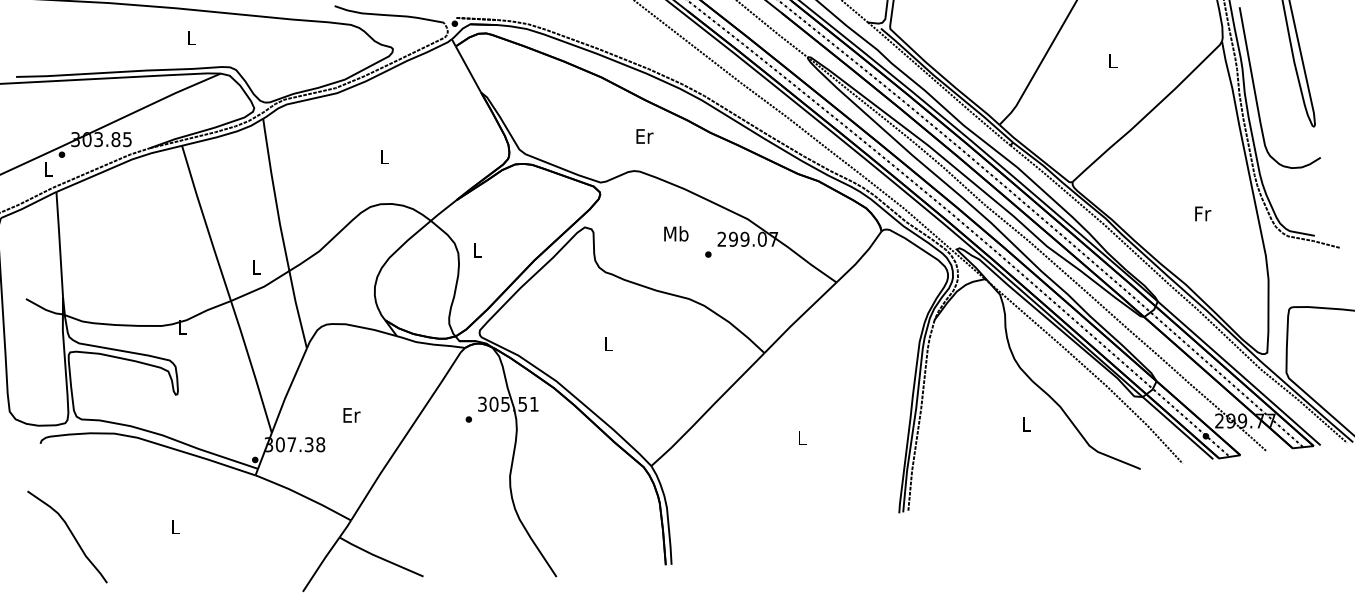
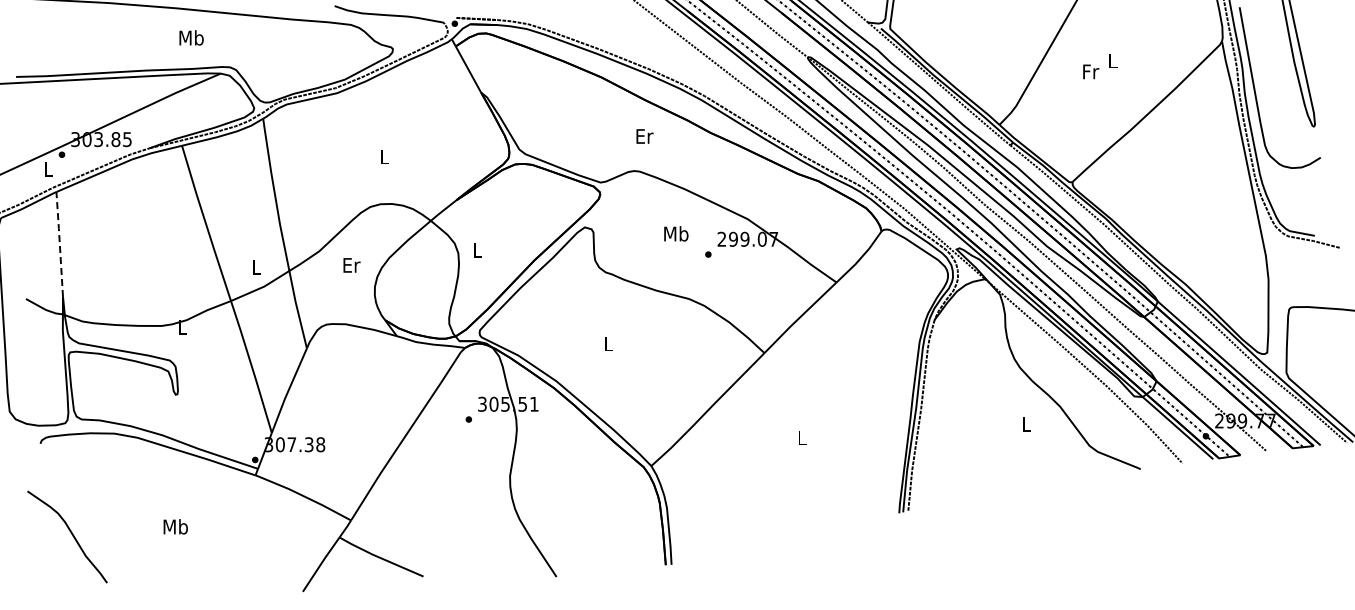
text: L -> Mb (191, 37)
text position: (1203, 213) -> (1091, 71) (1091, 71)
line: solid -> dashed (59, 243)
text position: (351, 415) -> (351, 265) (351, 265)
text: L -> Mb (175, 526)
